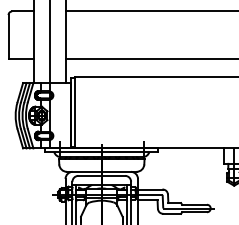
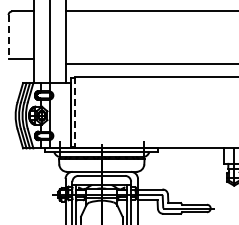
line: solid -> dashed (8, 37)
line position: (150, 59) -> (150, 64) (150, 64)
line: solid -> dashed (75, 112)
